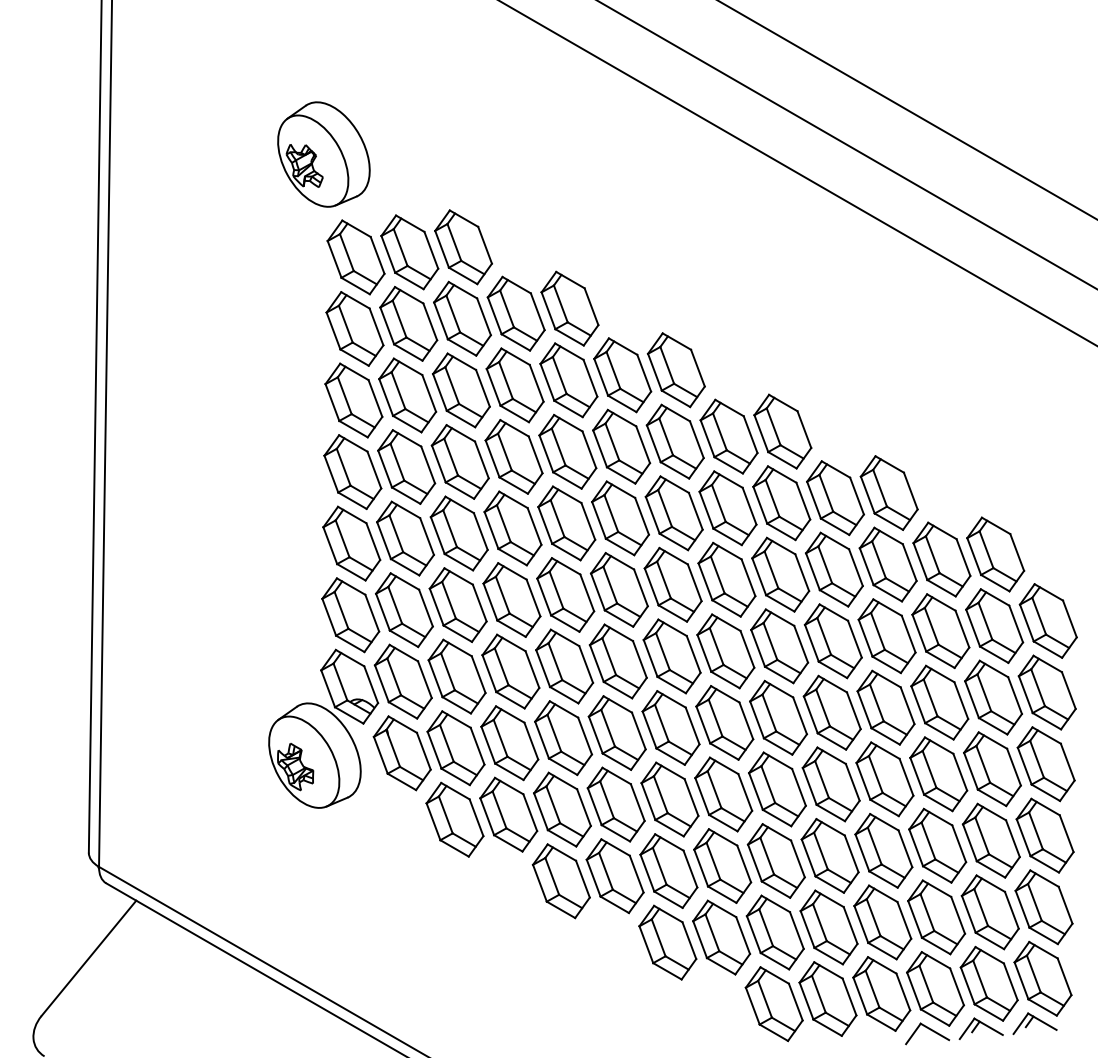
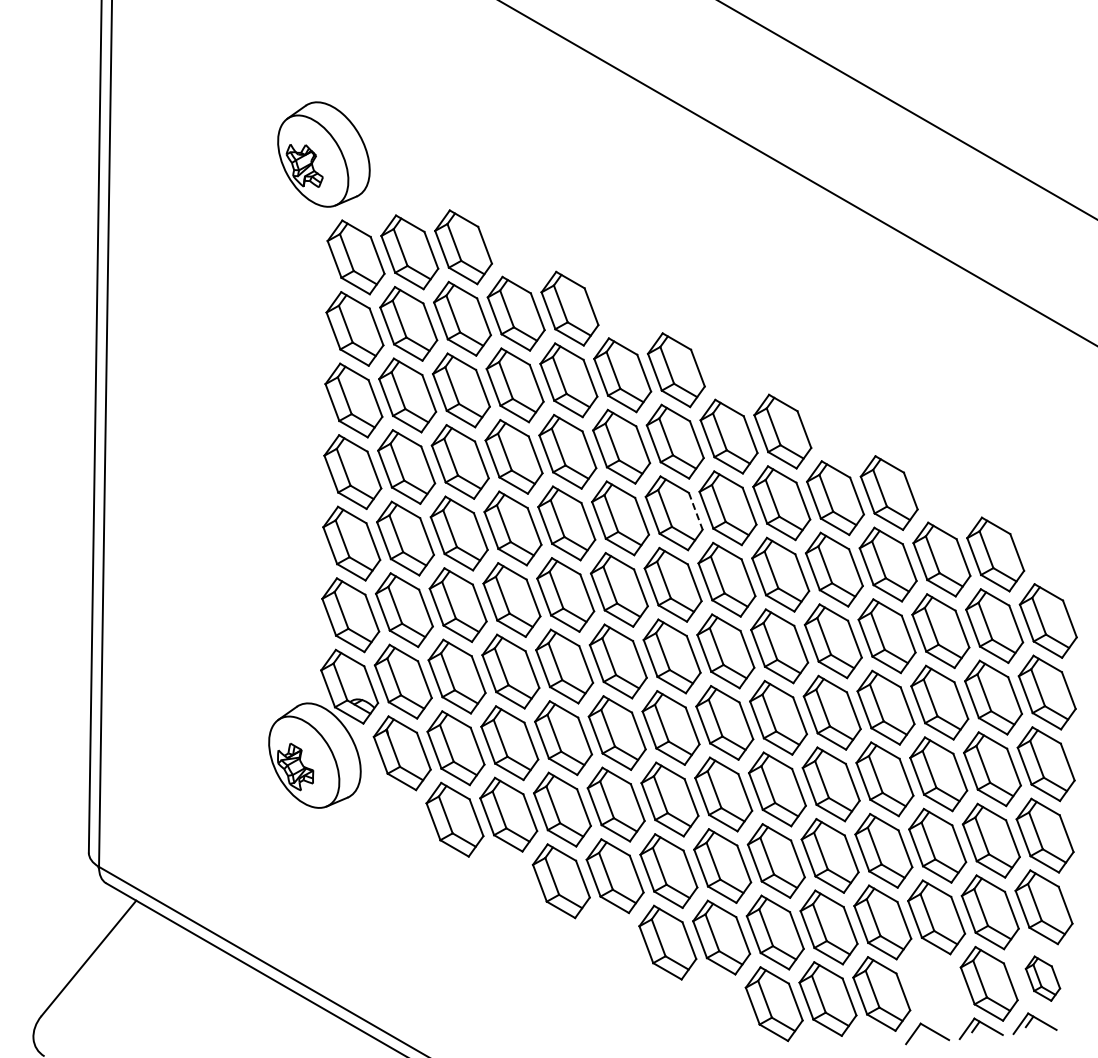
line: present -> none (847, 144)
line: solid -> dashed (695, 511)
part size: 60x77 px -> 38x47 px (1042, 978)
part: present -> none (935, 988)
